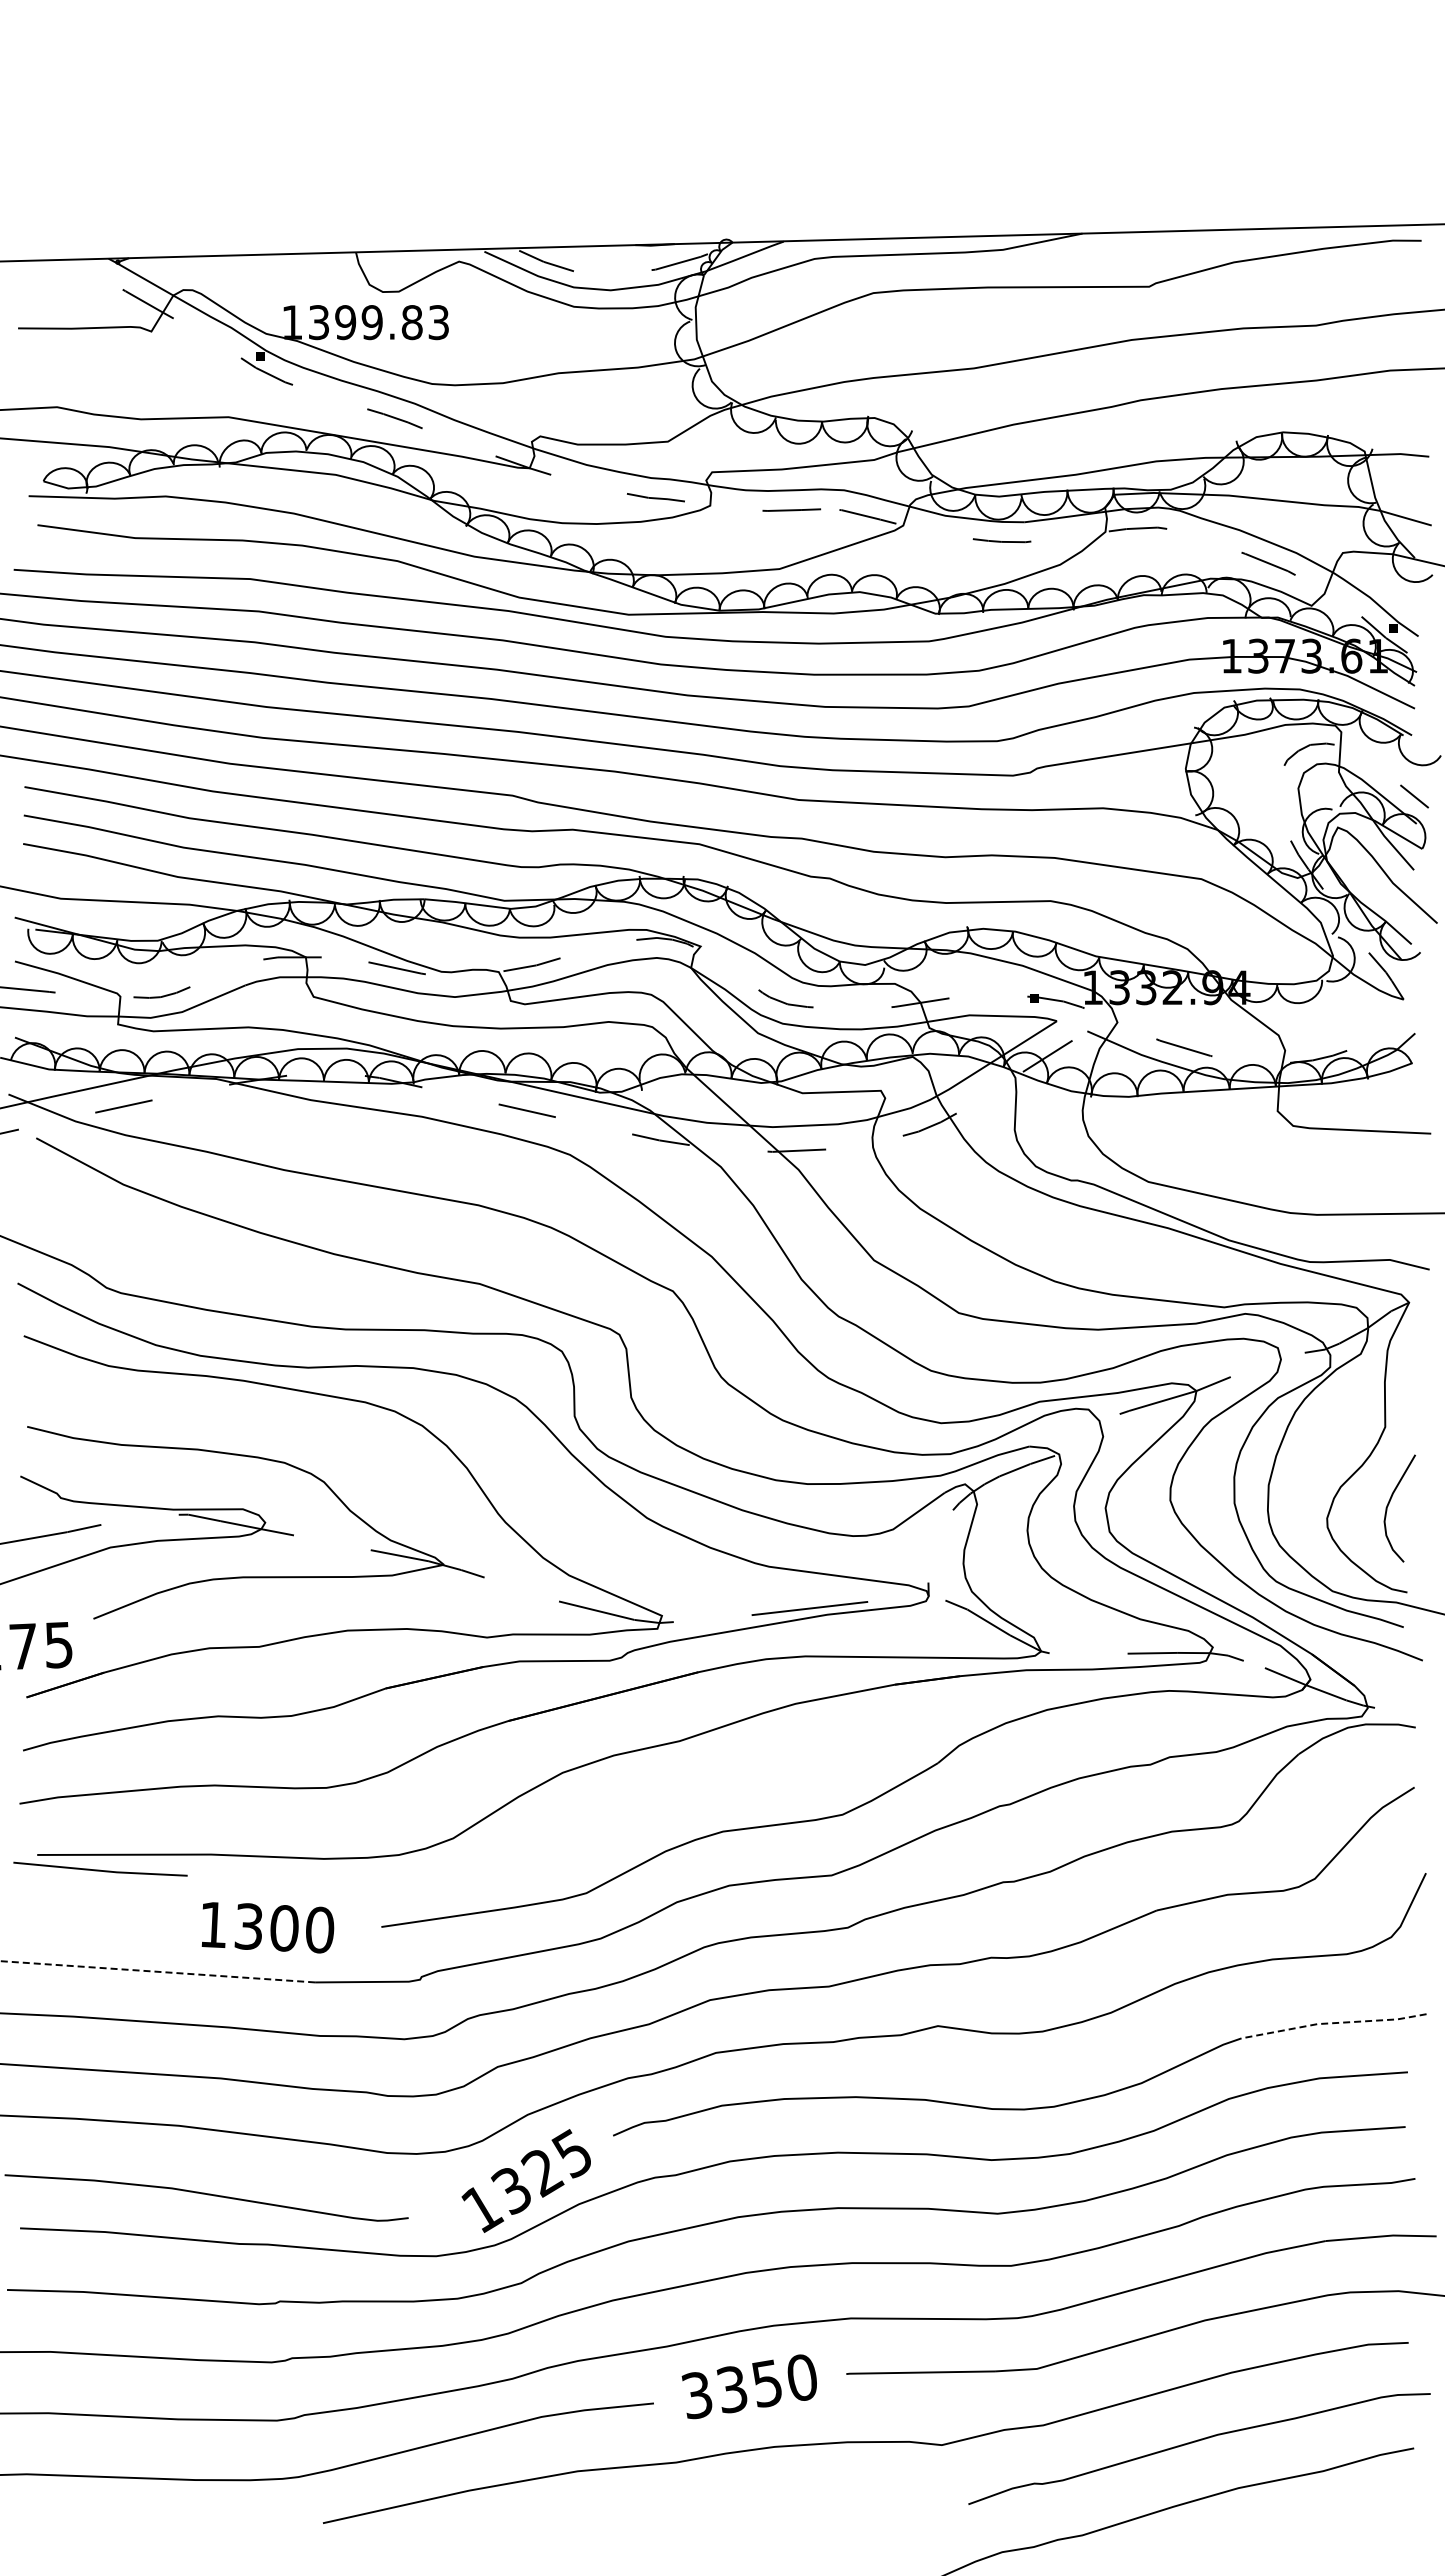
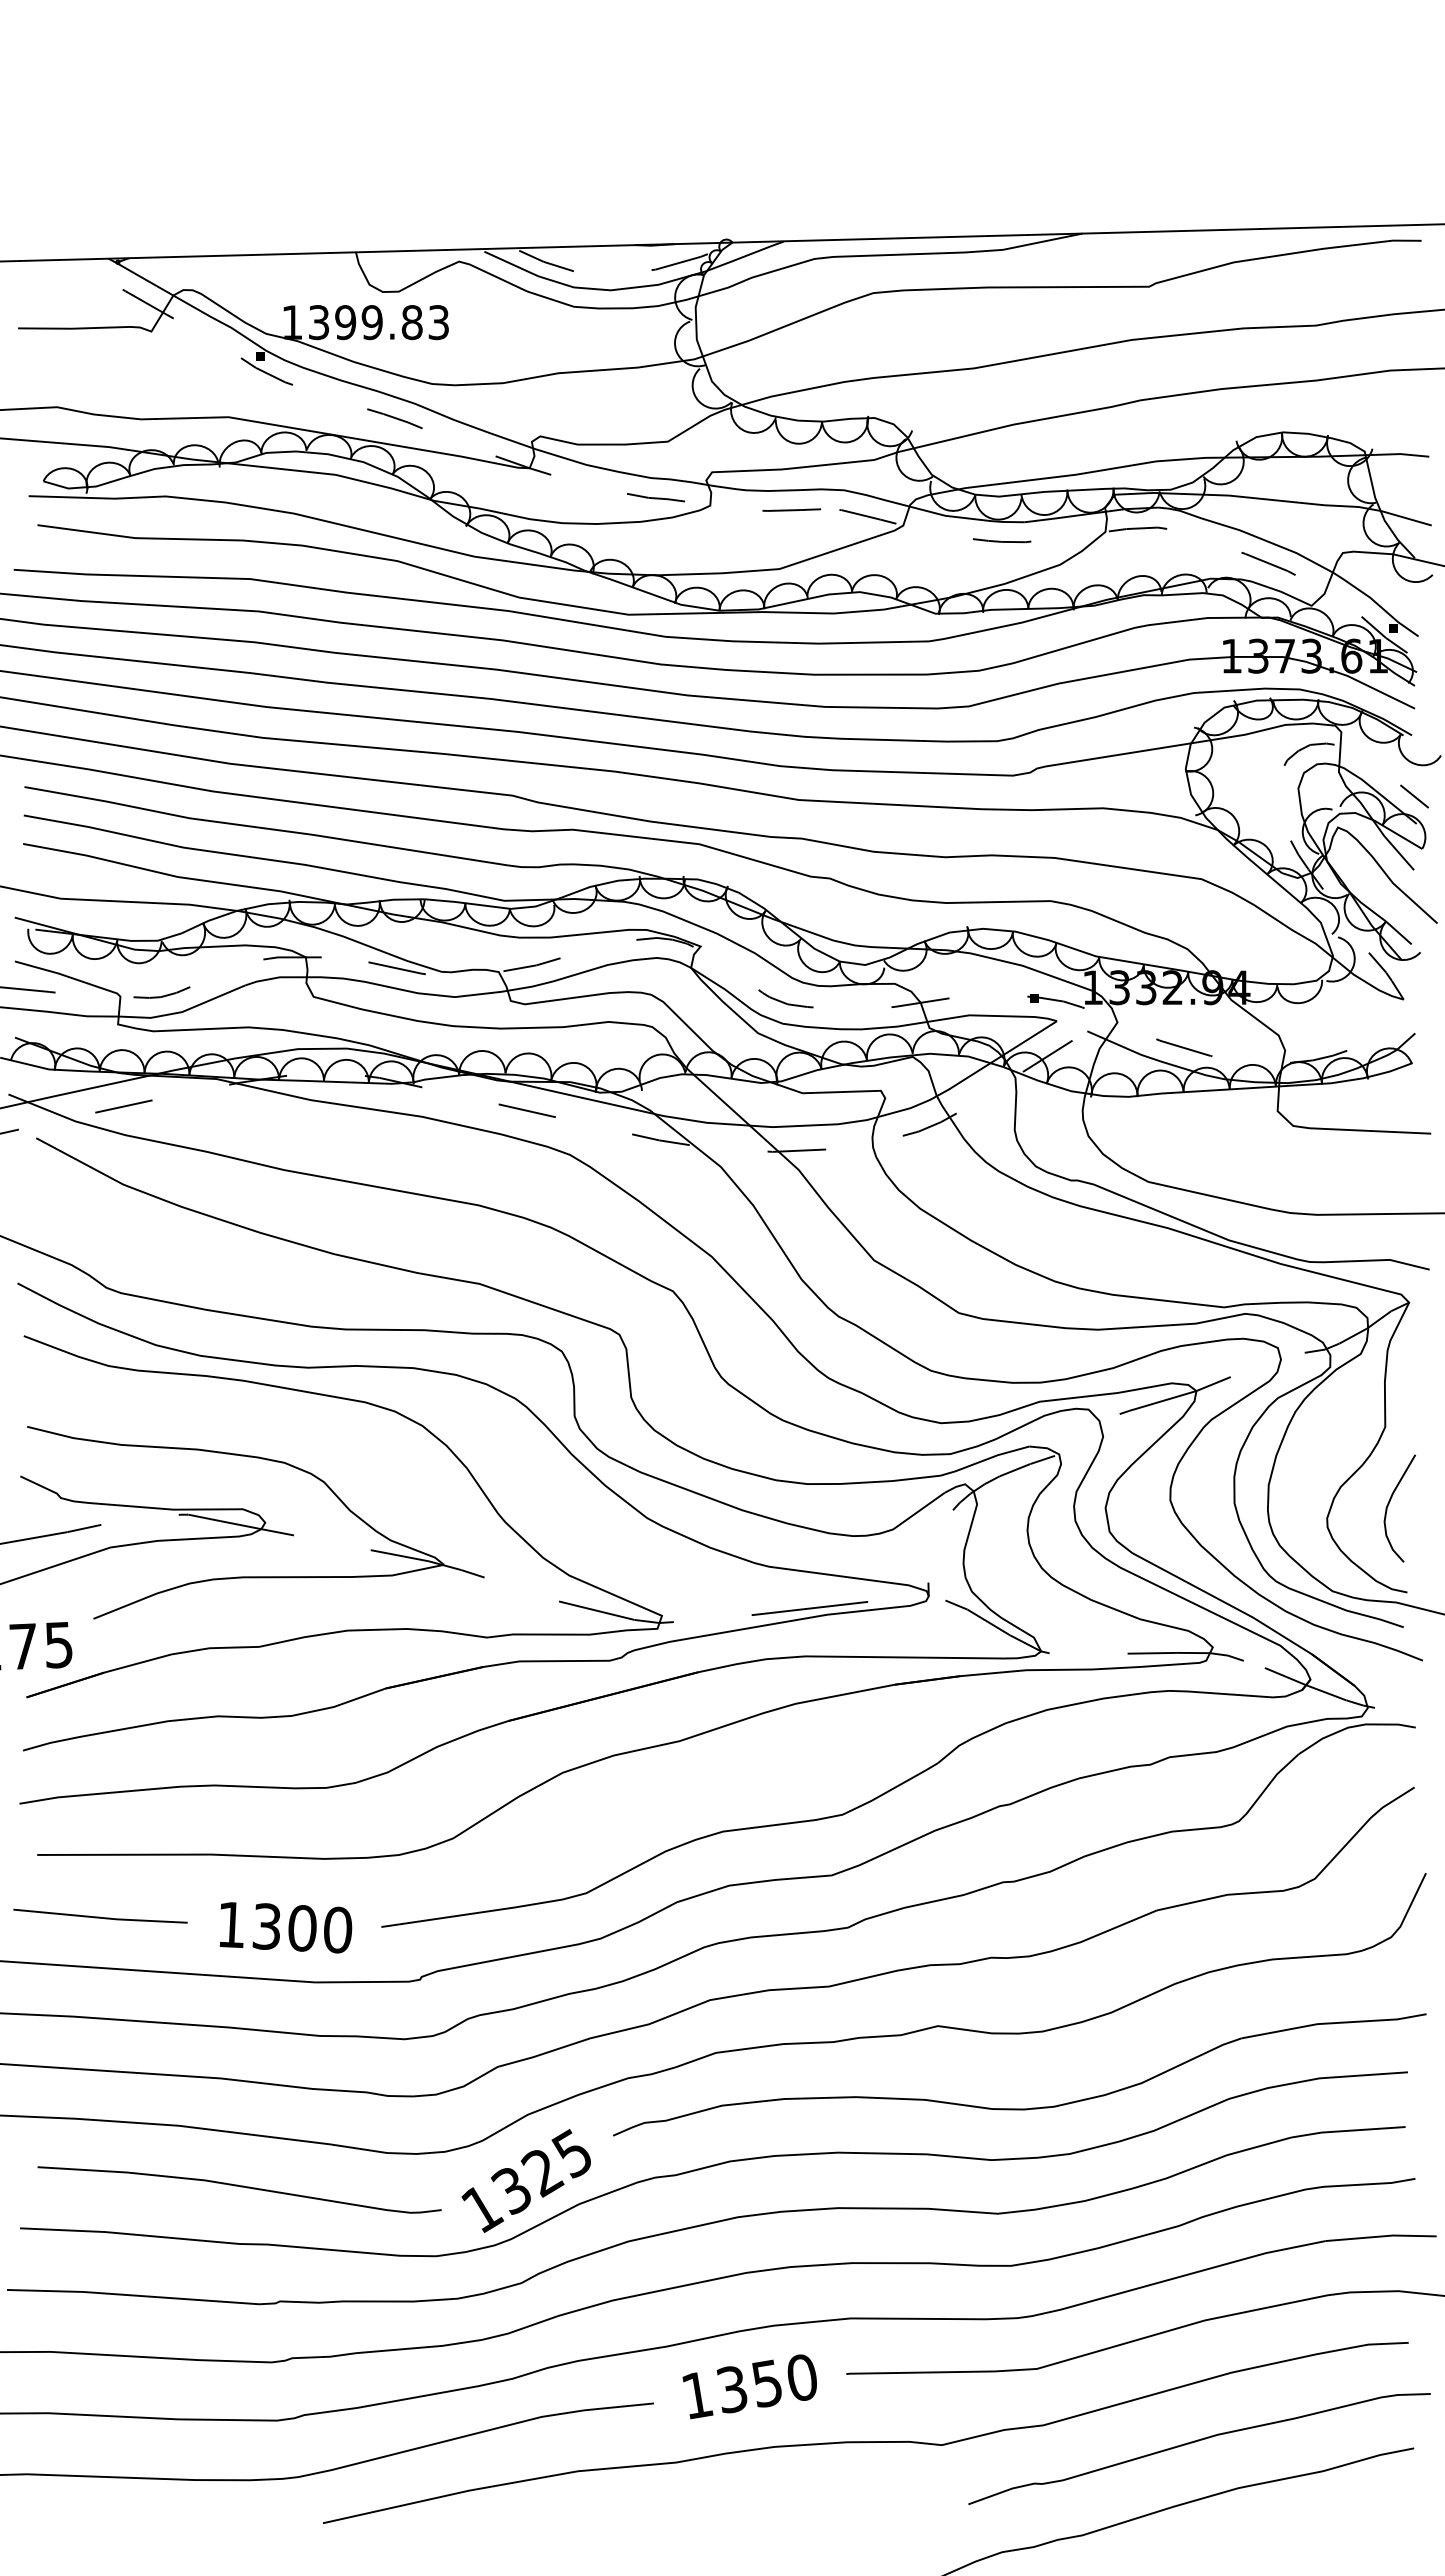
line position: (100, 1869) -> (100, 1916) (100, 1916)
text position: (267, 1927) -> (285, 1927) (285, 1927)
line: dashed -> solid (157, 1971)
line: dashed -> solid (1333, 2023)
curve position: (207, 2195) -> (240, 2187) (240, 2187)
text: 3350 -> 1350 (697, 2395)
